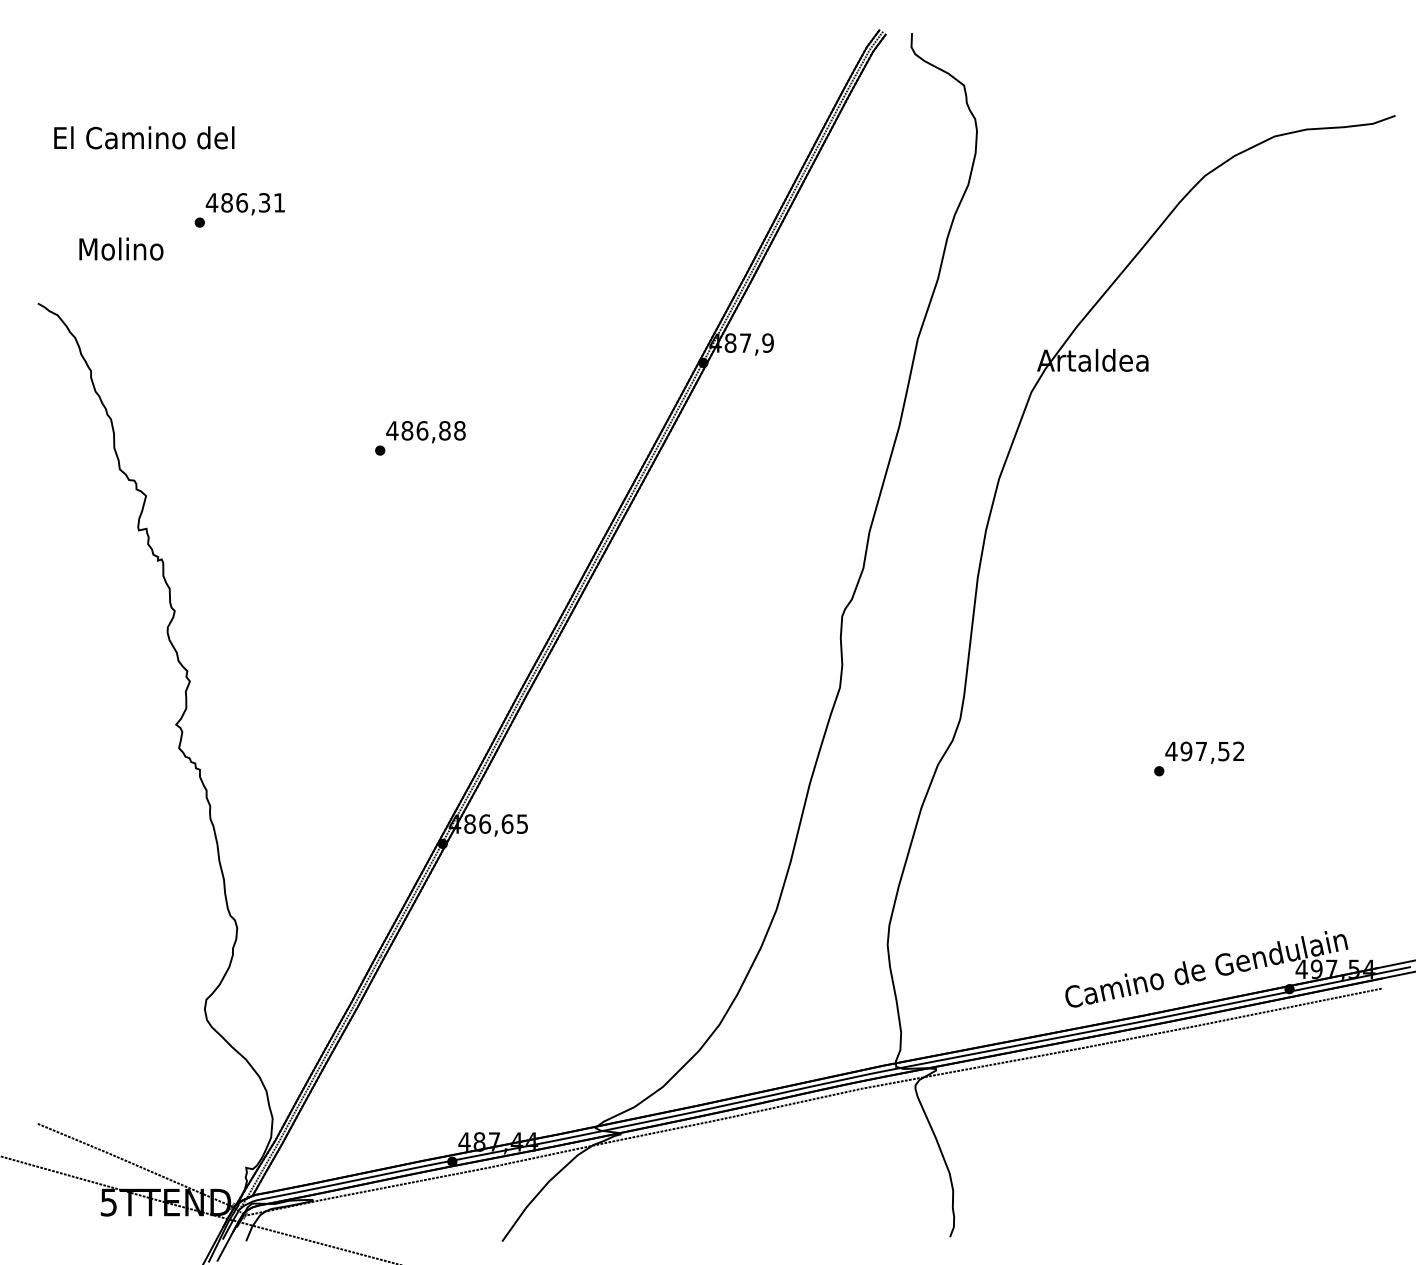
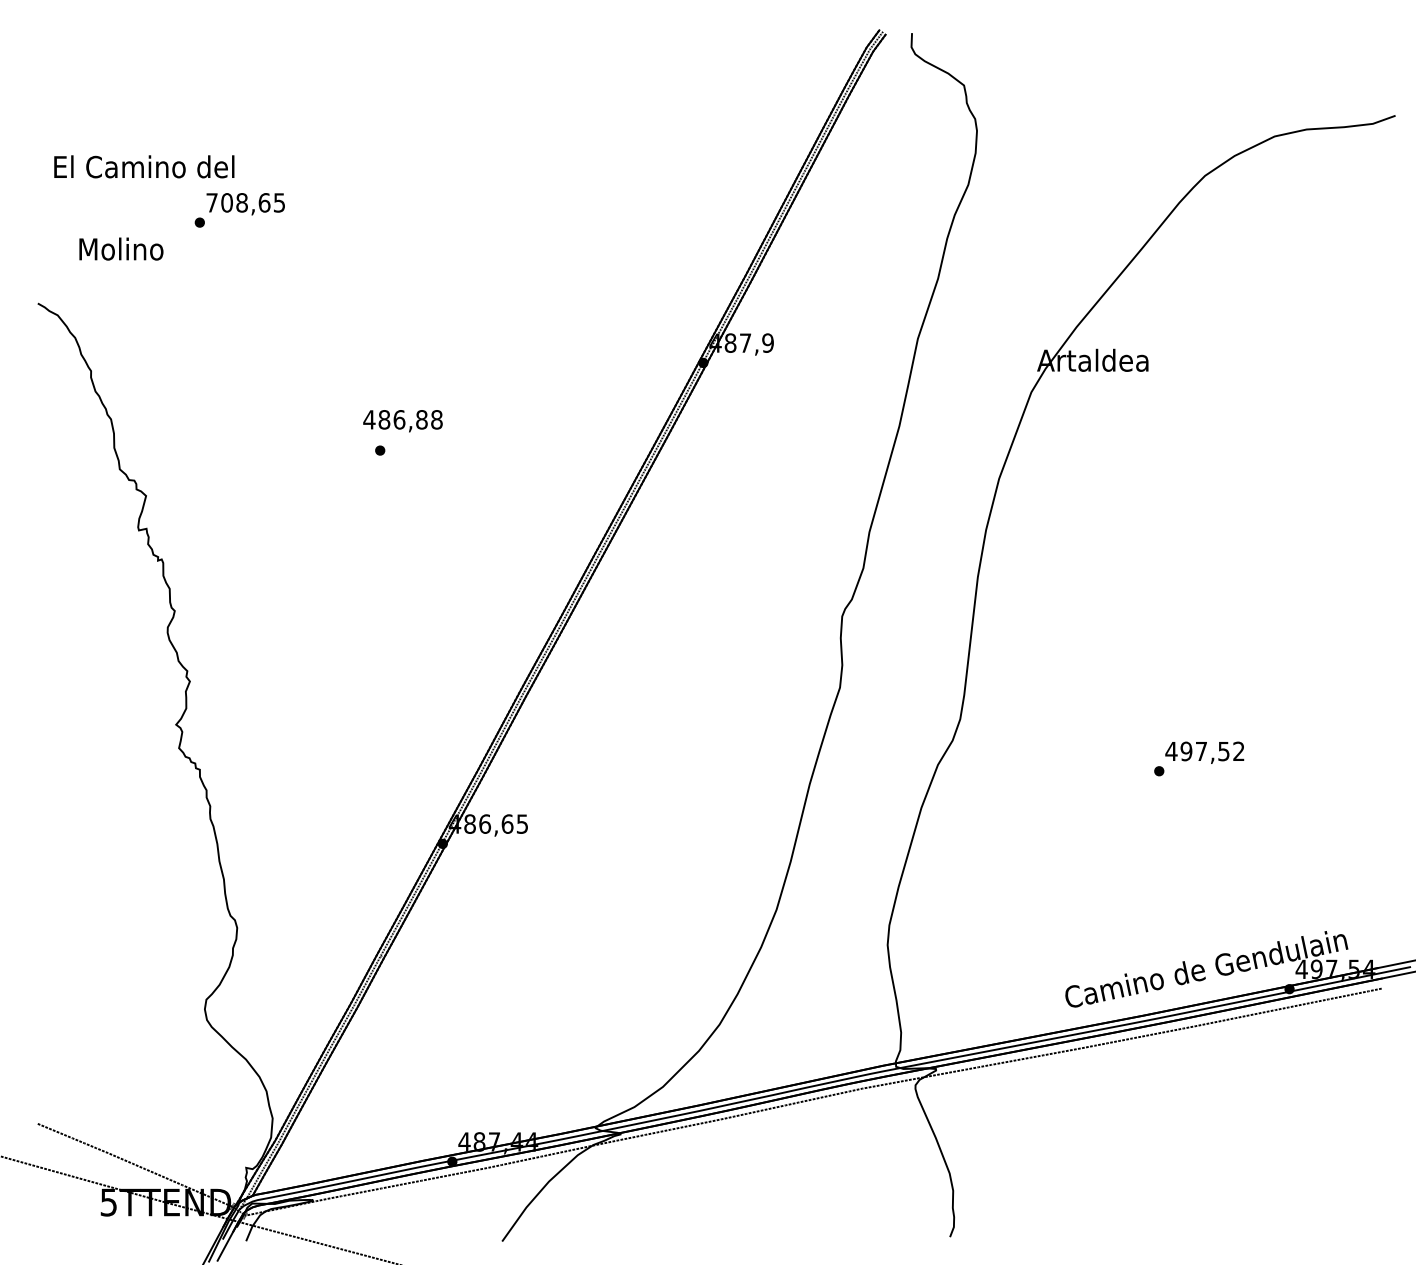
text position: (144, 137) -> (144, 166) (144, 166)
text: 486,31 -> 708,65 (244, 202)
text position: (425, 432) -> (402, 421) (402, 421)
